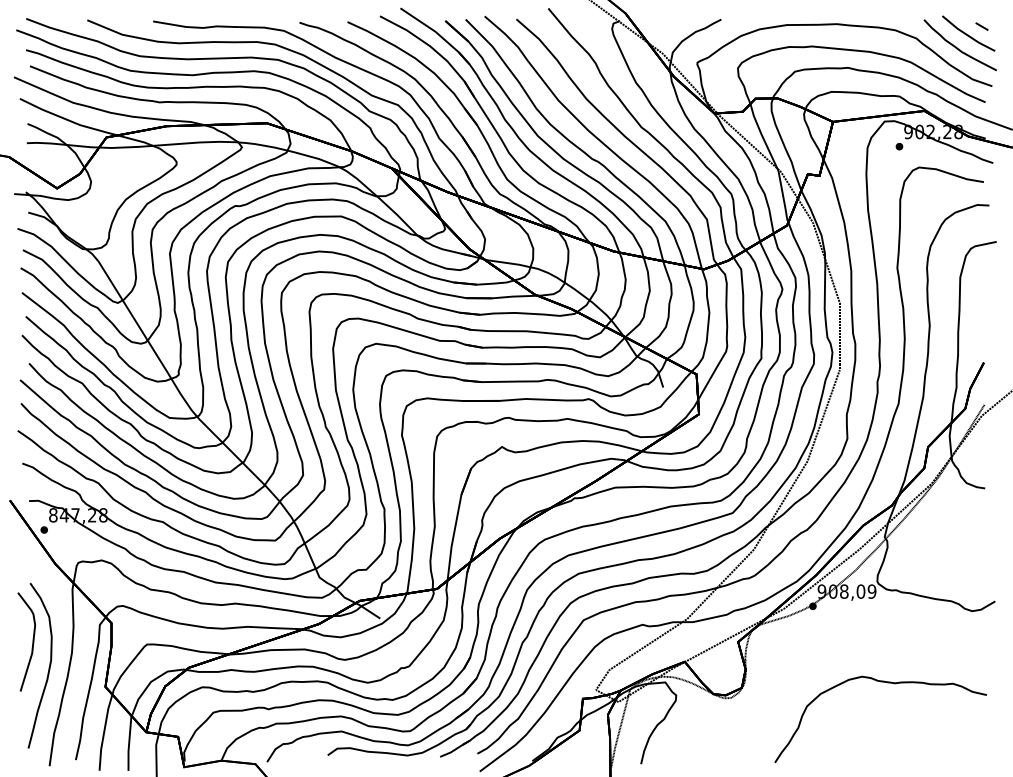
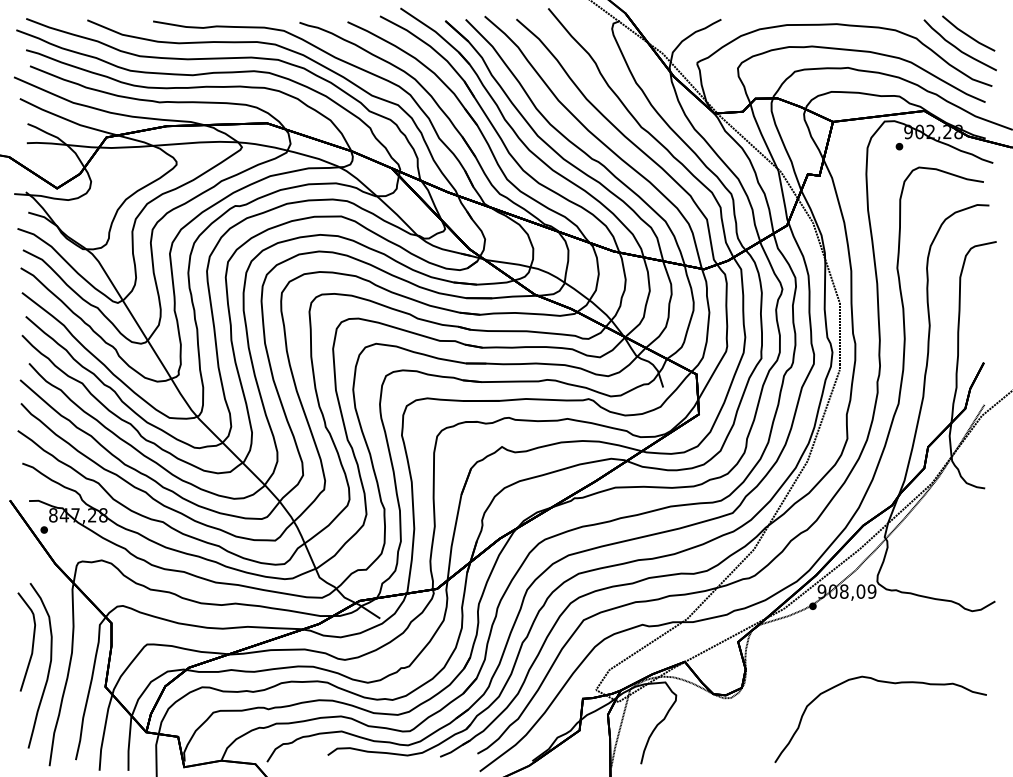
line: present -> none (981, 26)
